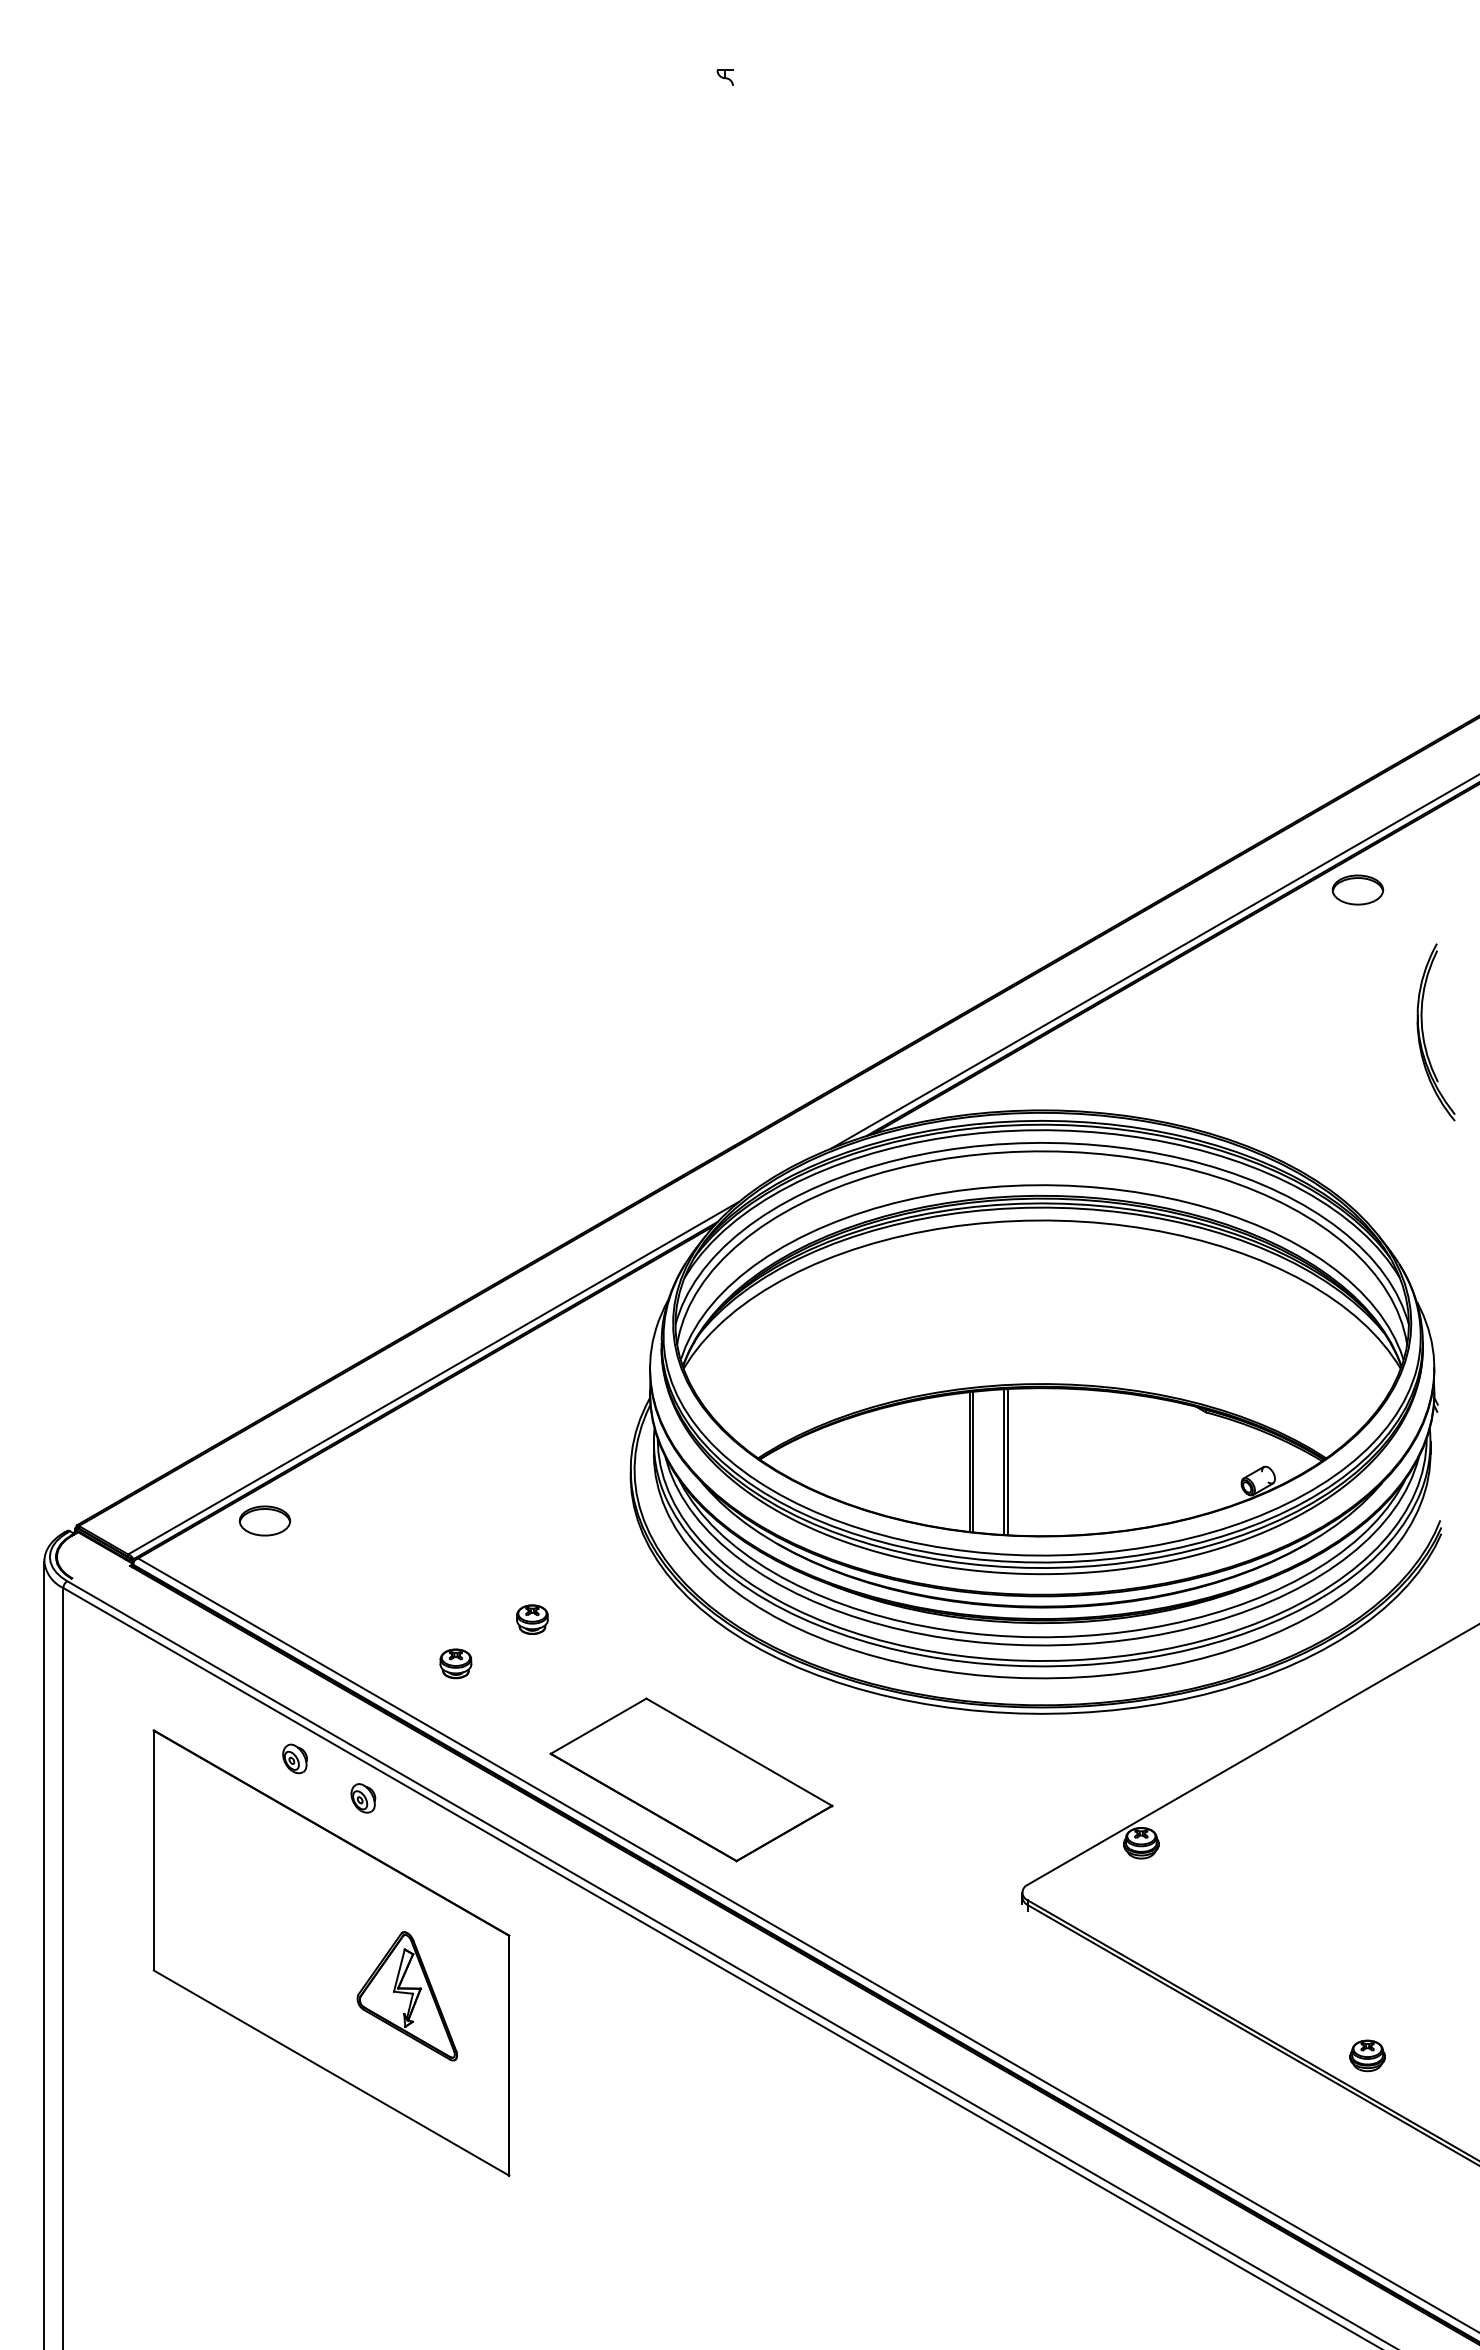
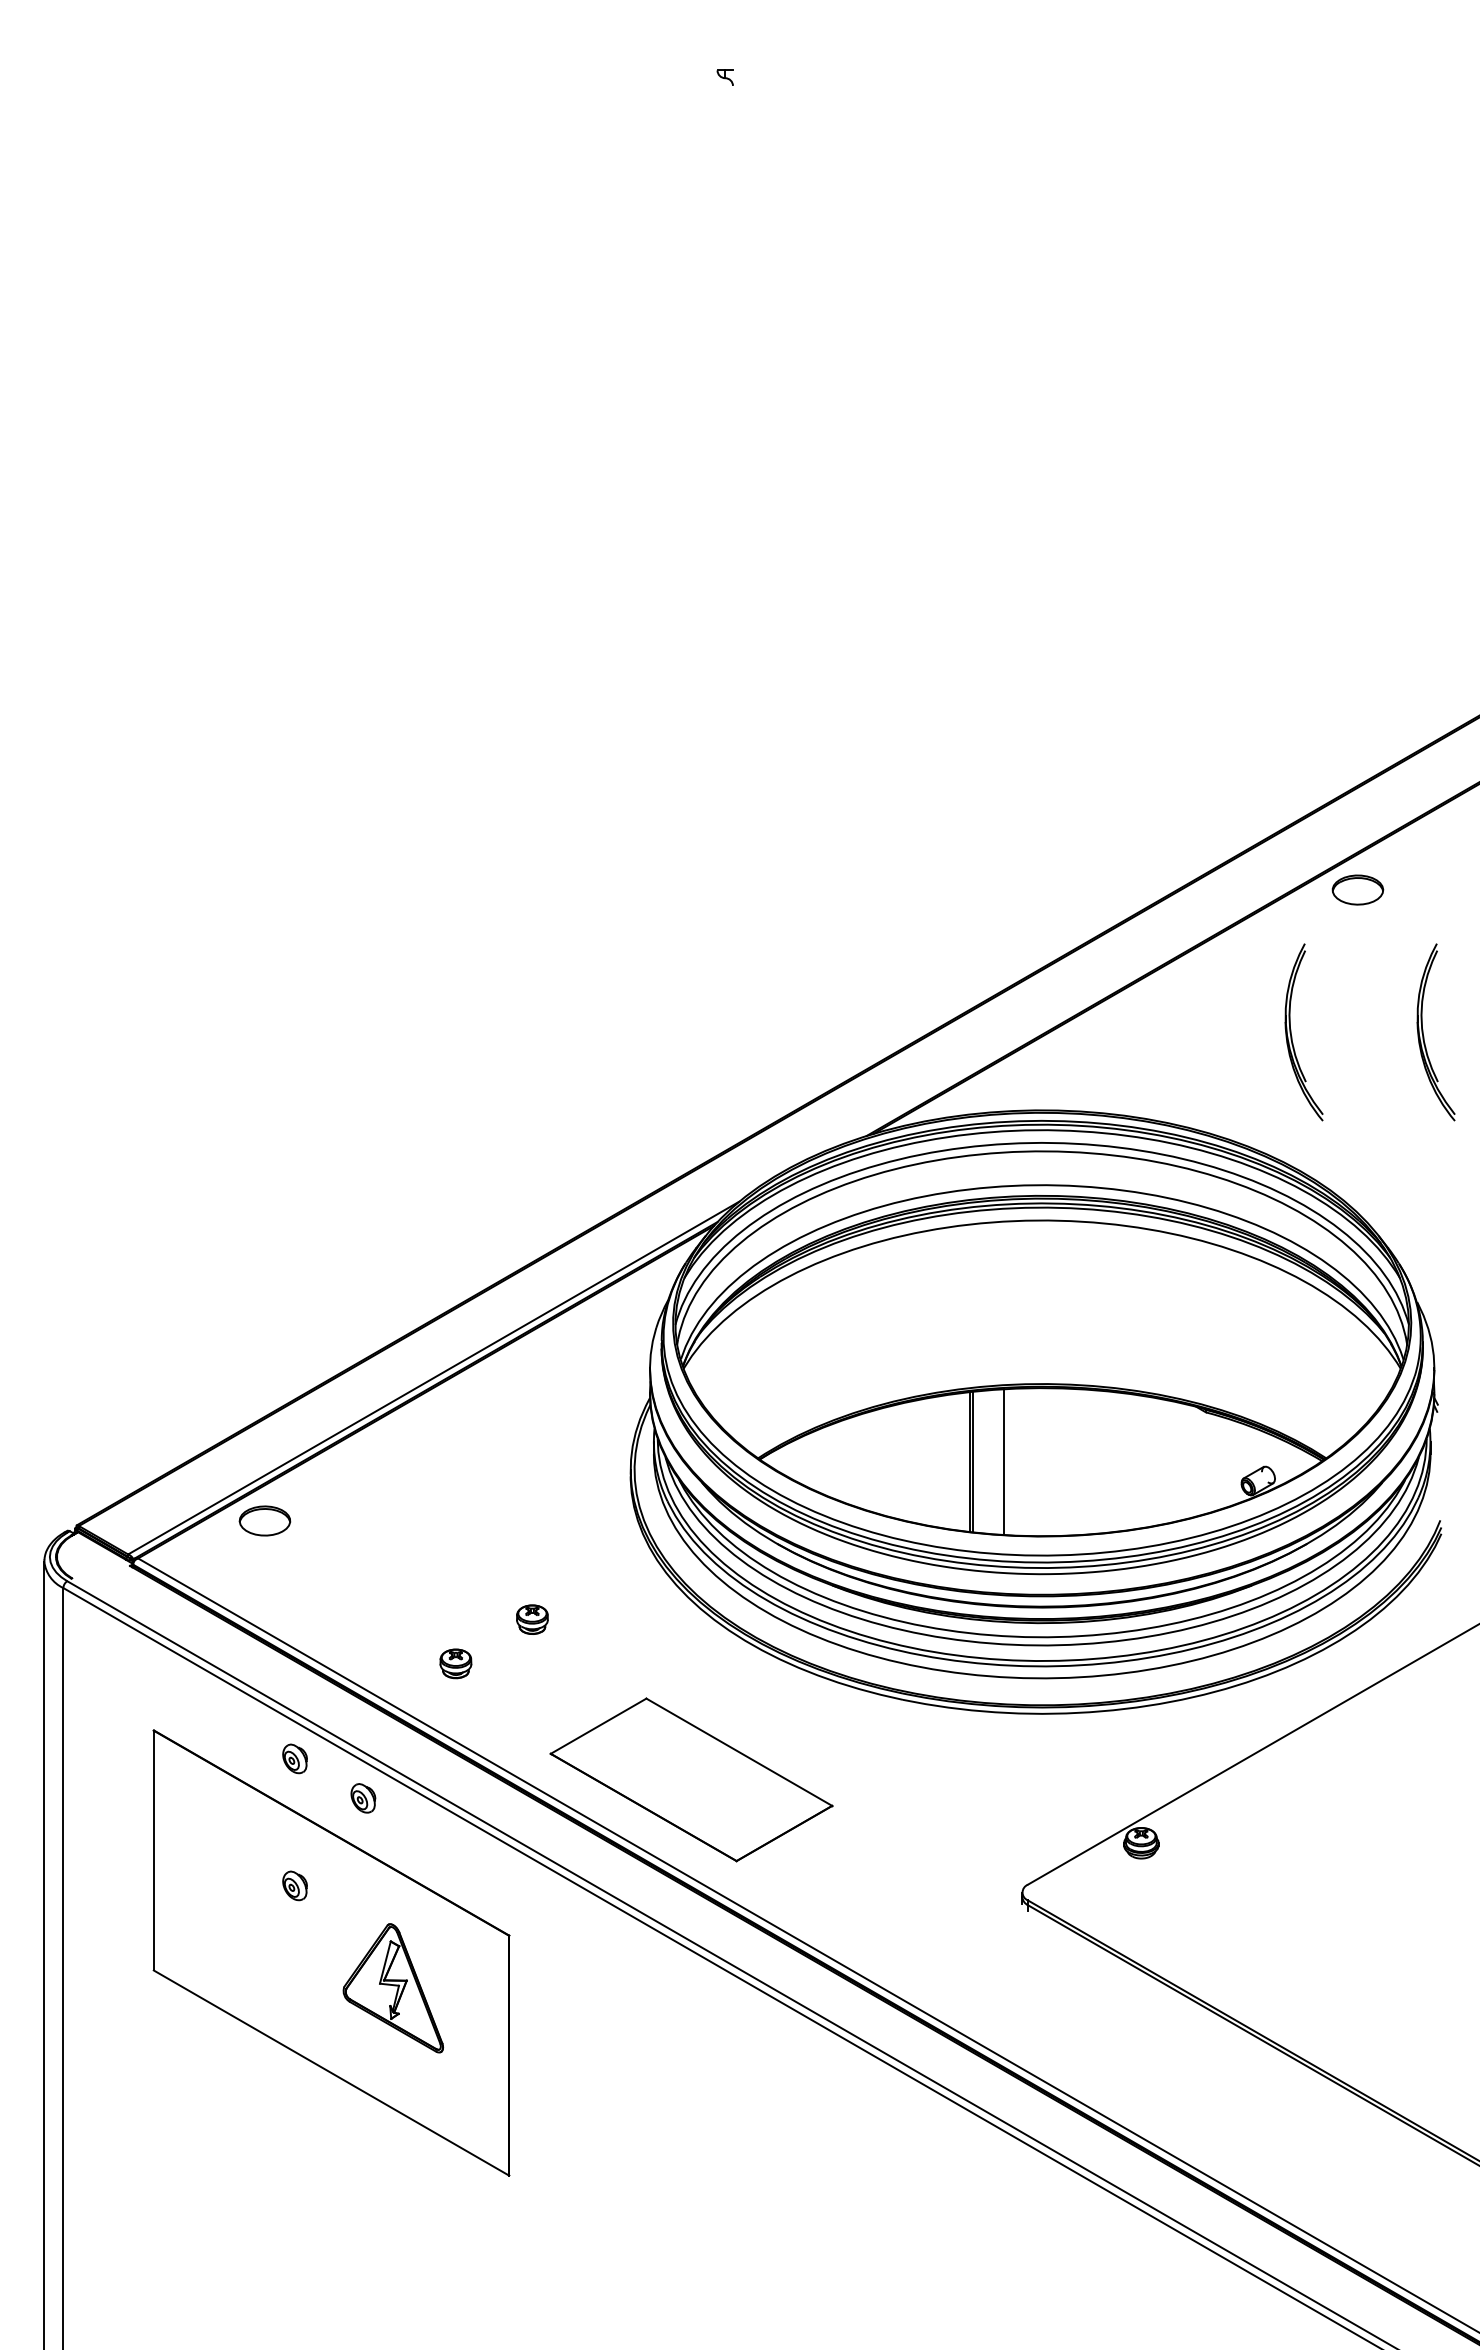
line: present -> none (1153, 961)
part: none -> present (1292, 1036)
line: present -> none (1007, 1462)
part: none -> present (294, 1885)
part position: (406, 1996) -> (392, 1988) (392, 1988)
part: present -> none (1367, 2055)
